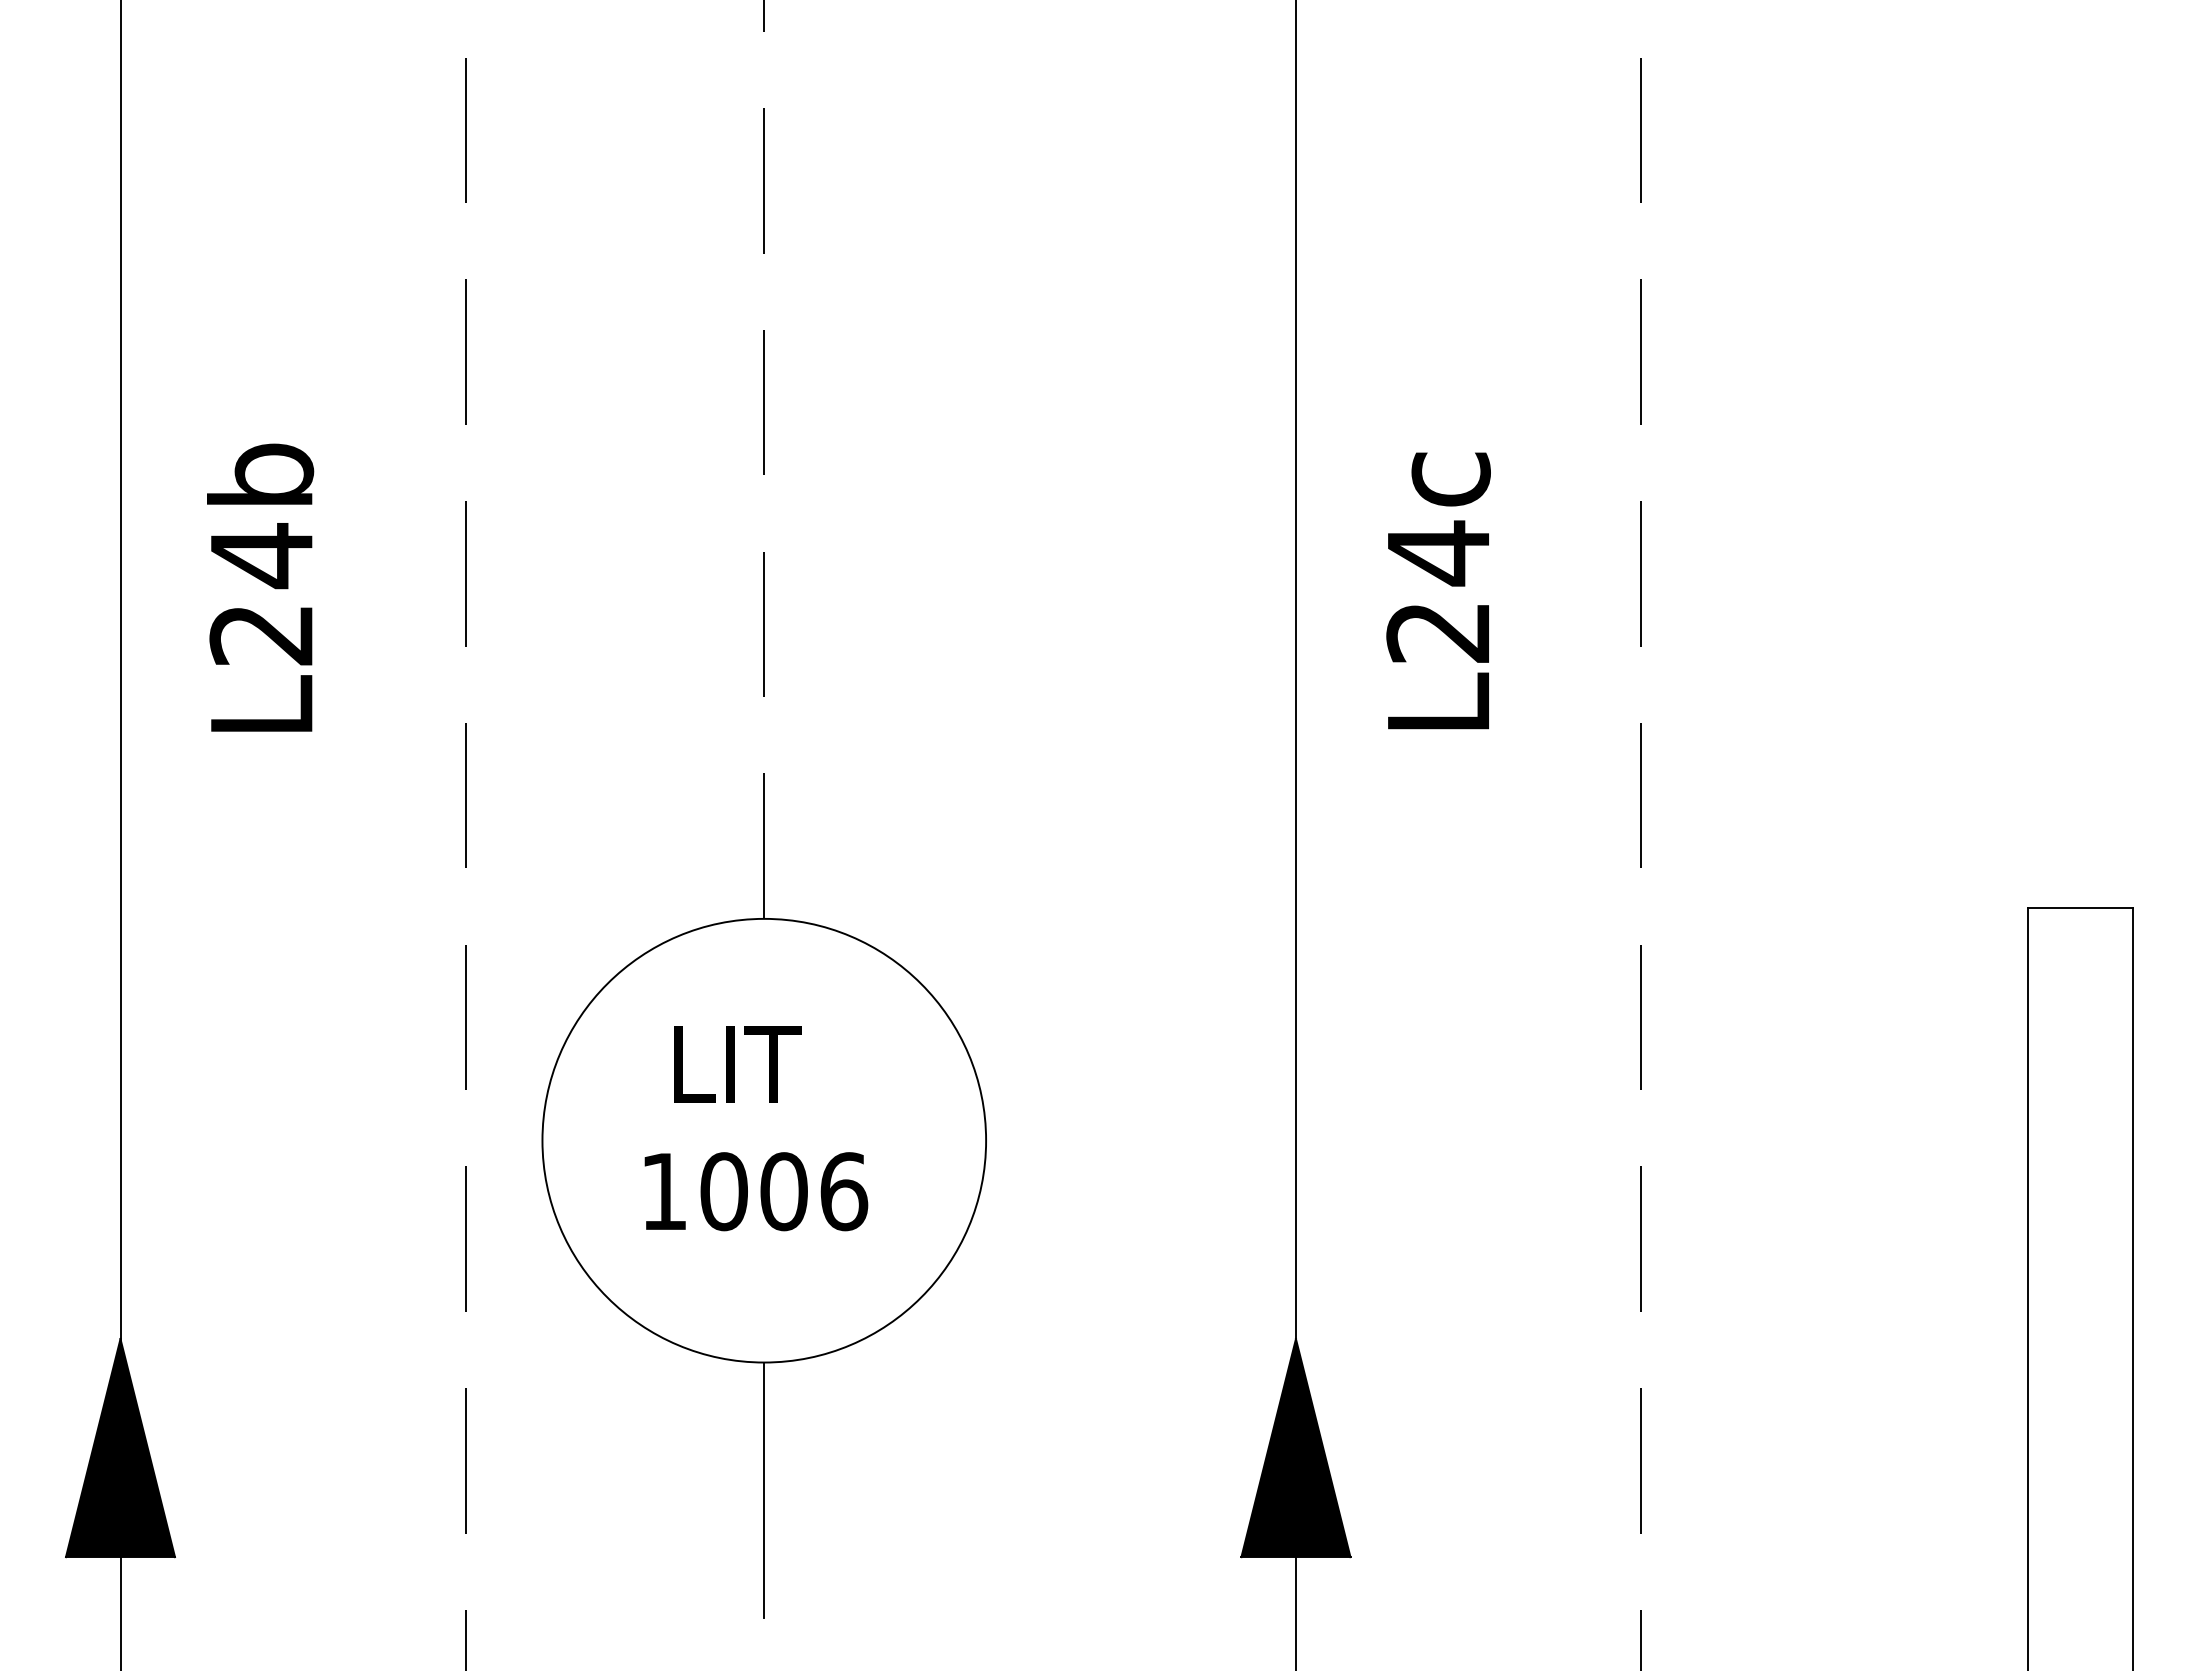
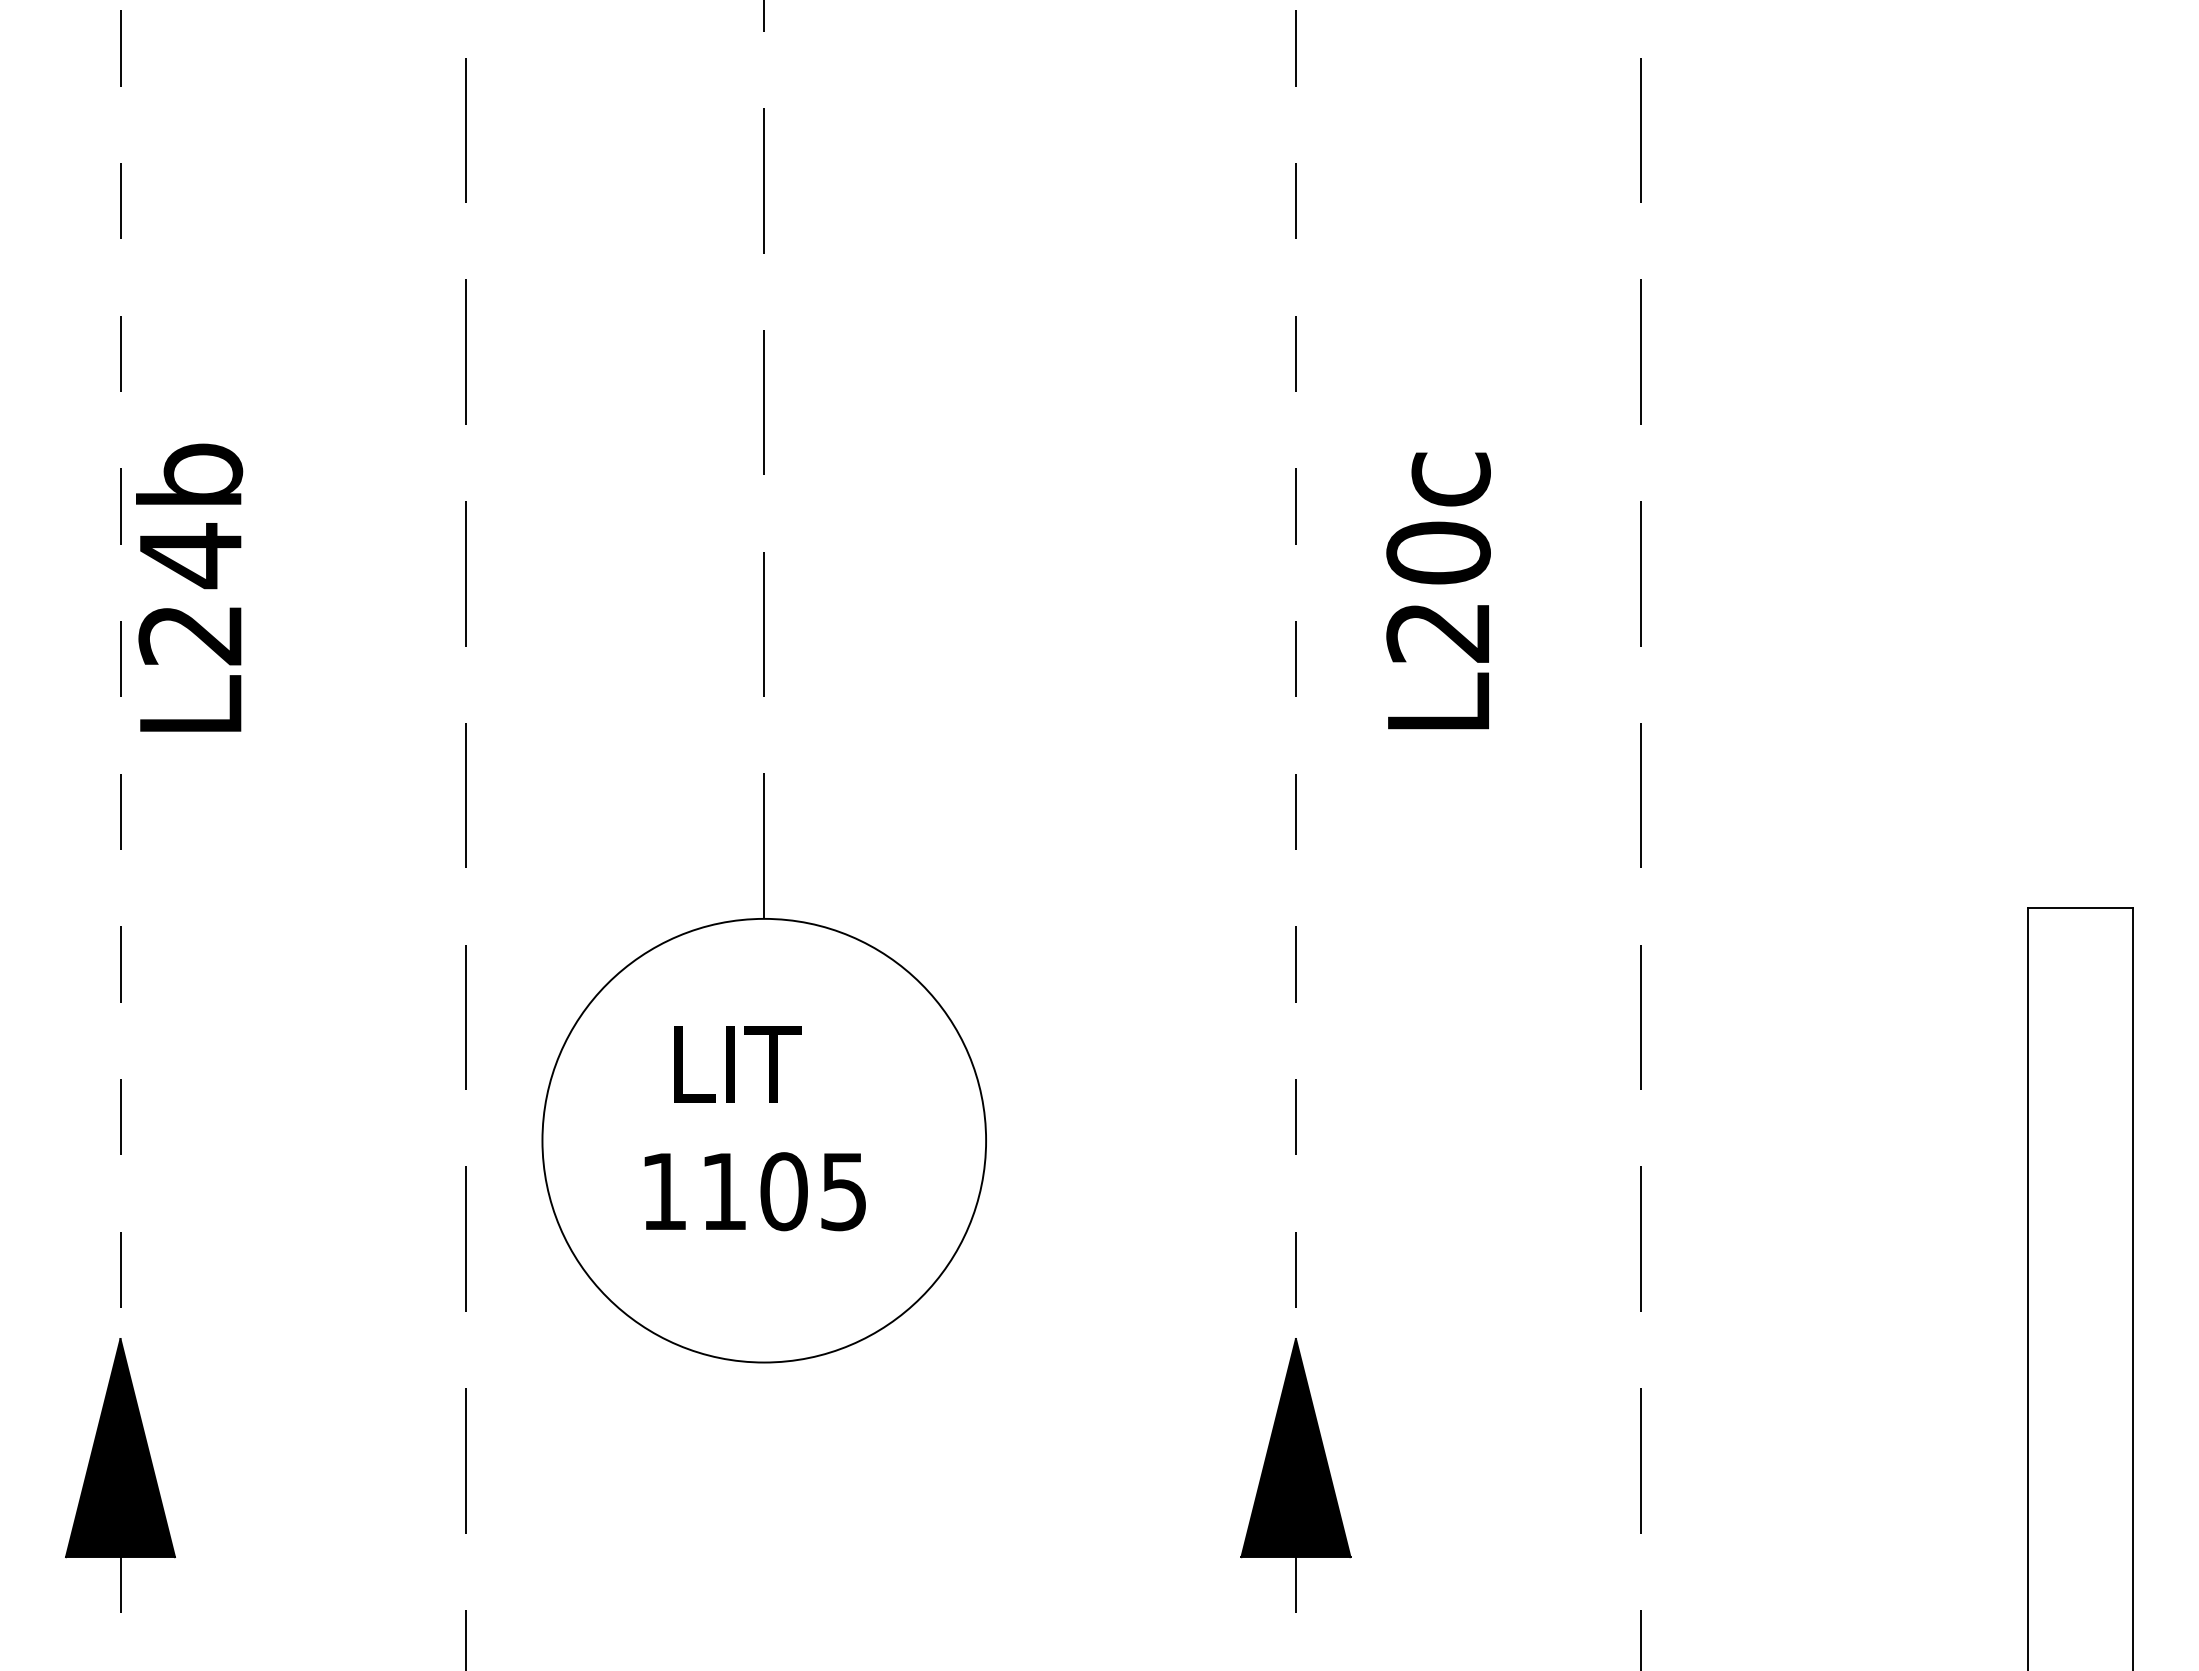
text: L24c -> L20c (1438, 553)
text position: (260, 587) -> (189, 587) (189, 587)
line: solid -> dashed (120, 835)
line: solid -> dashed (1295, 835)
text: 1006 -> 1105 (784, 1191)
line: present -> none (764, 1489)
